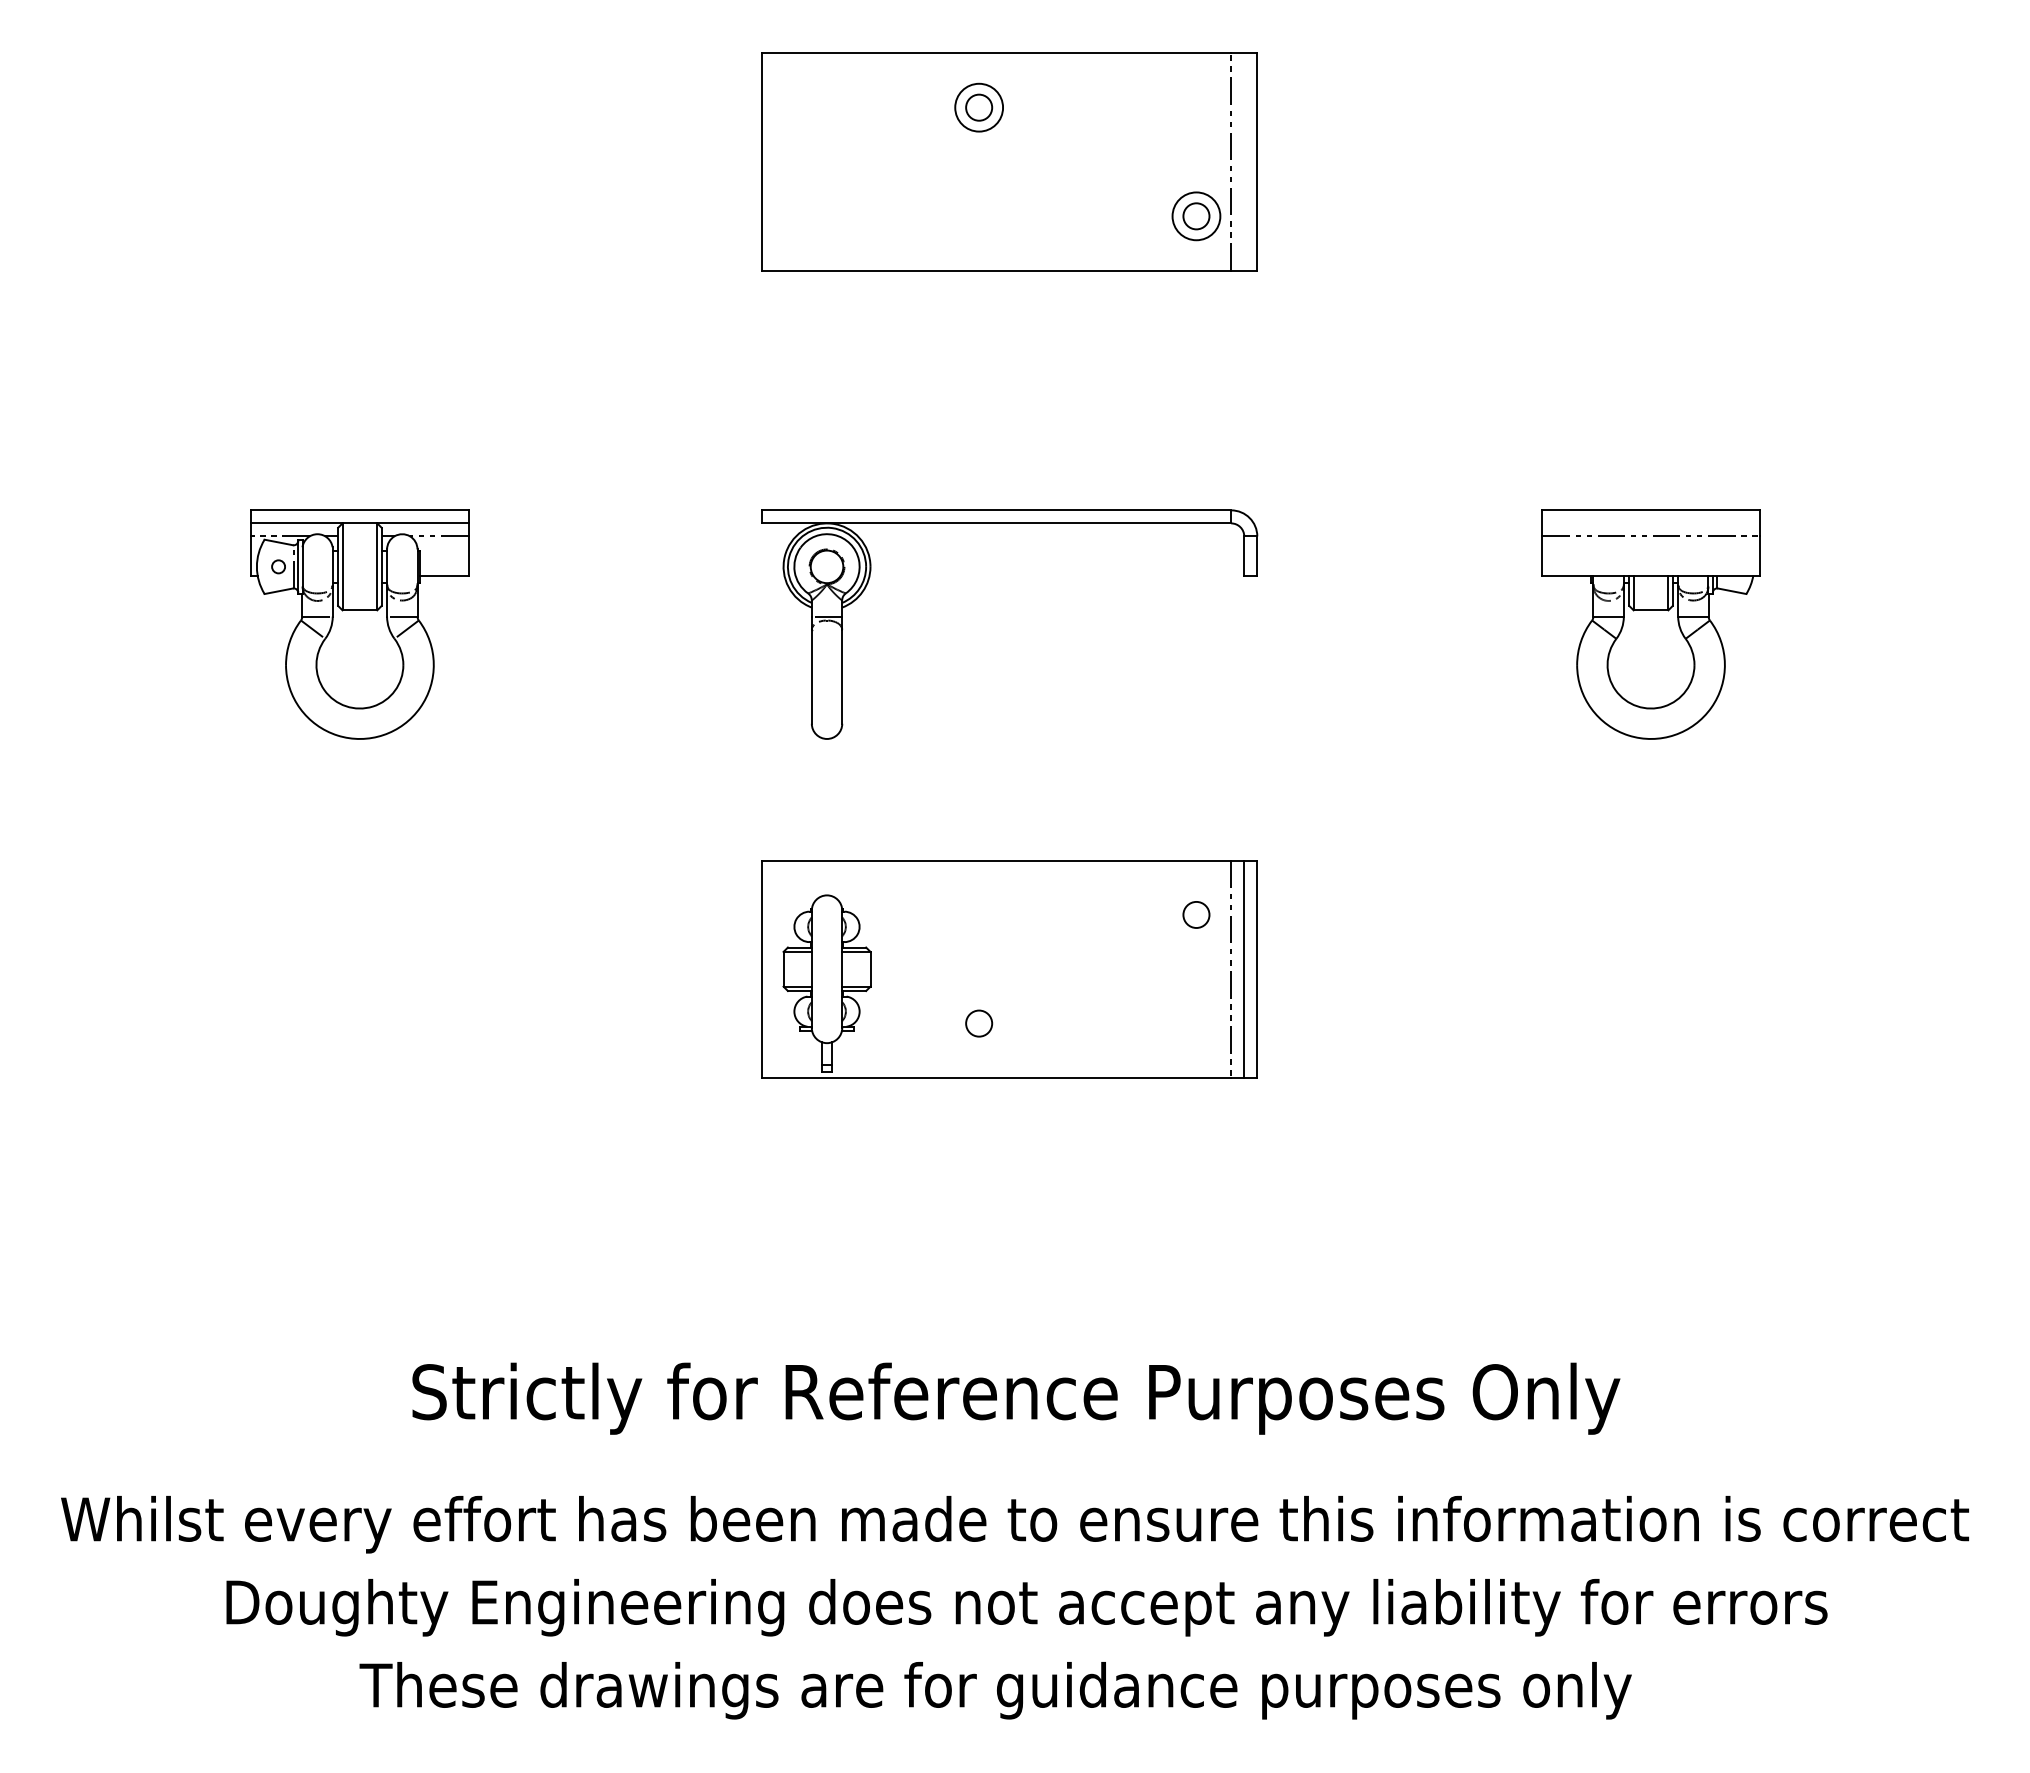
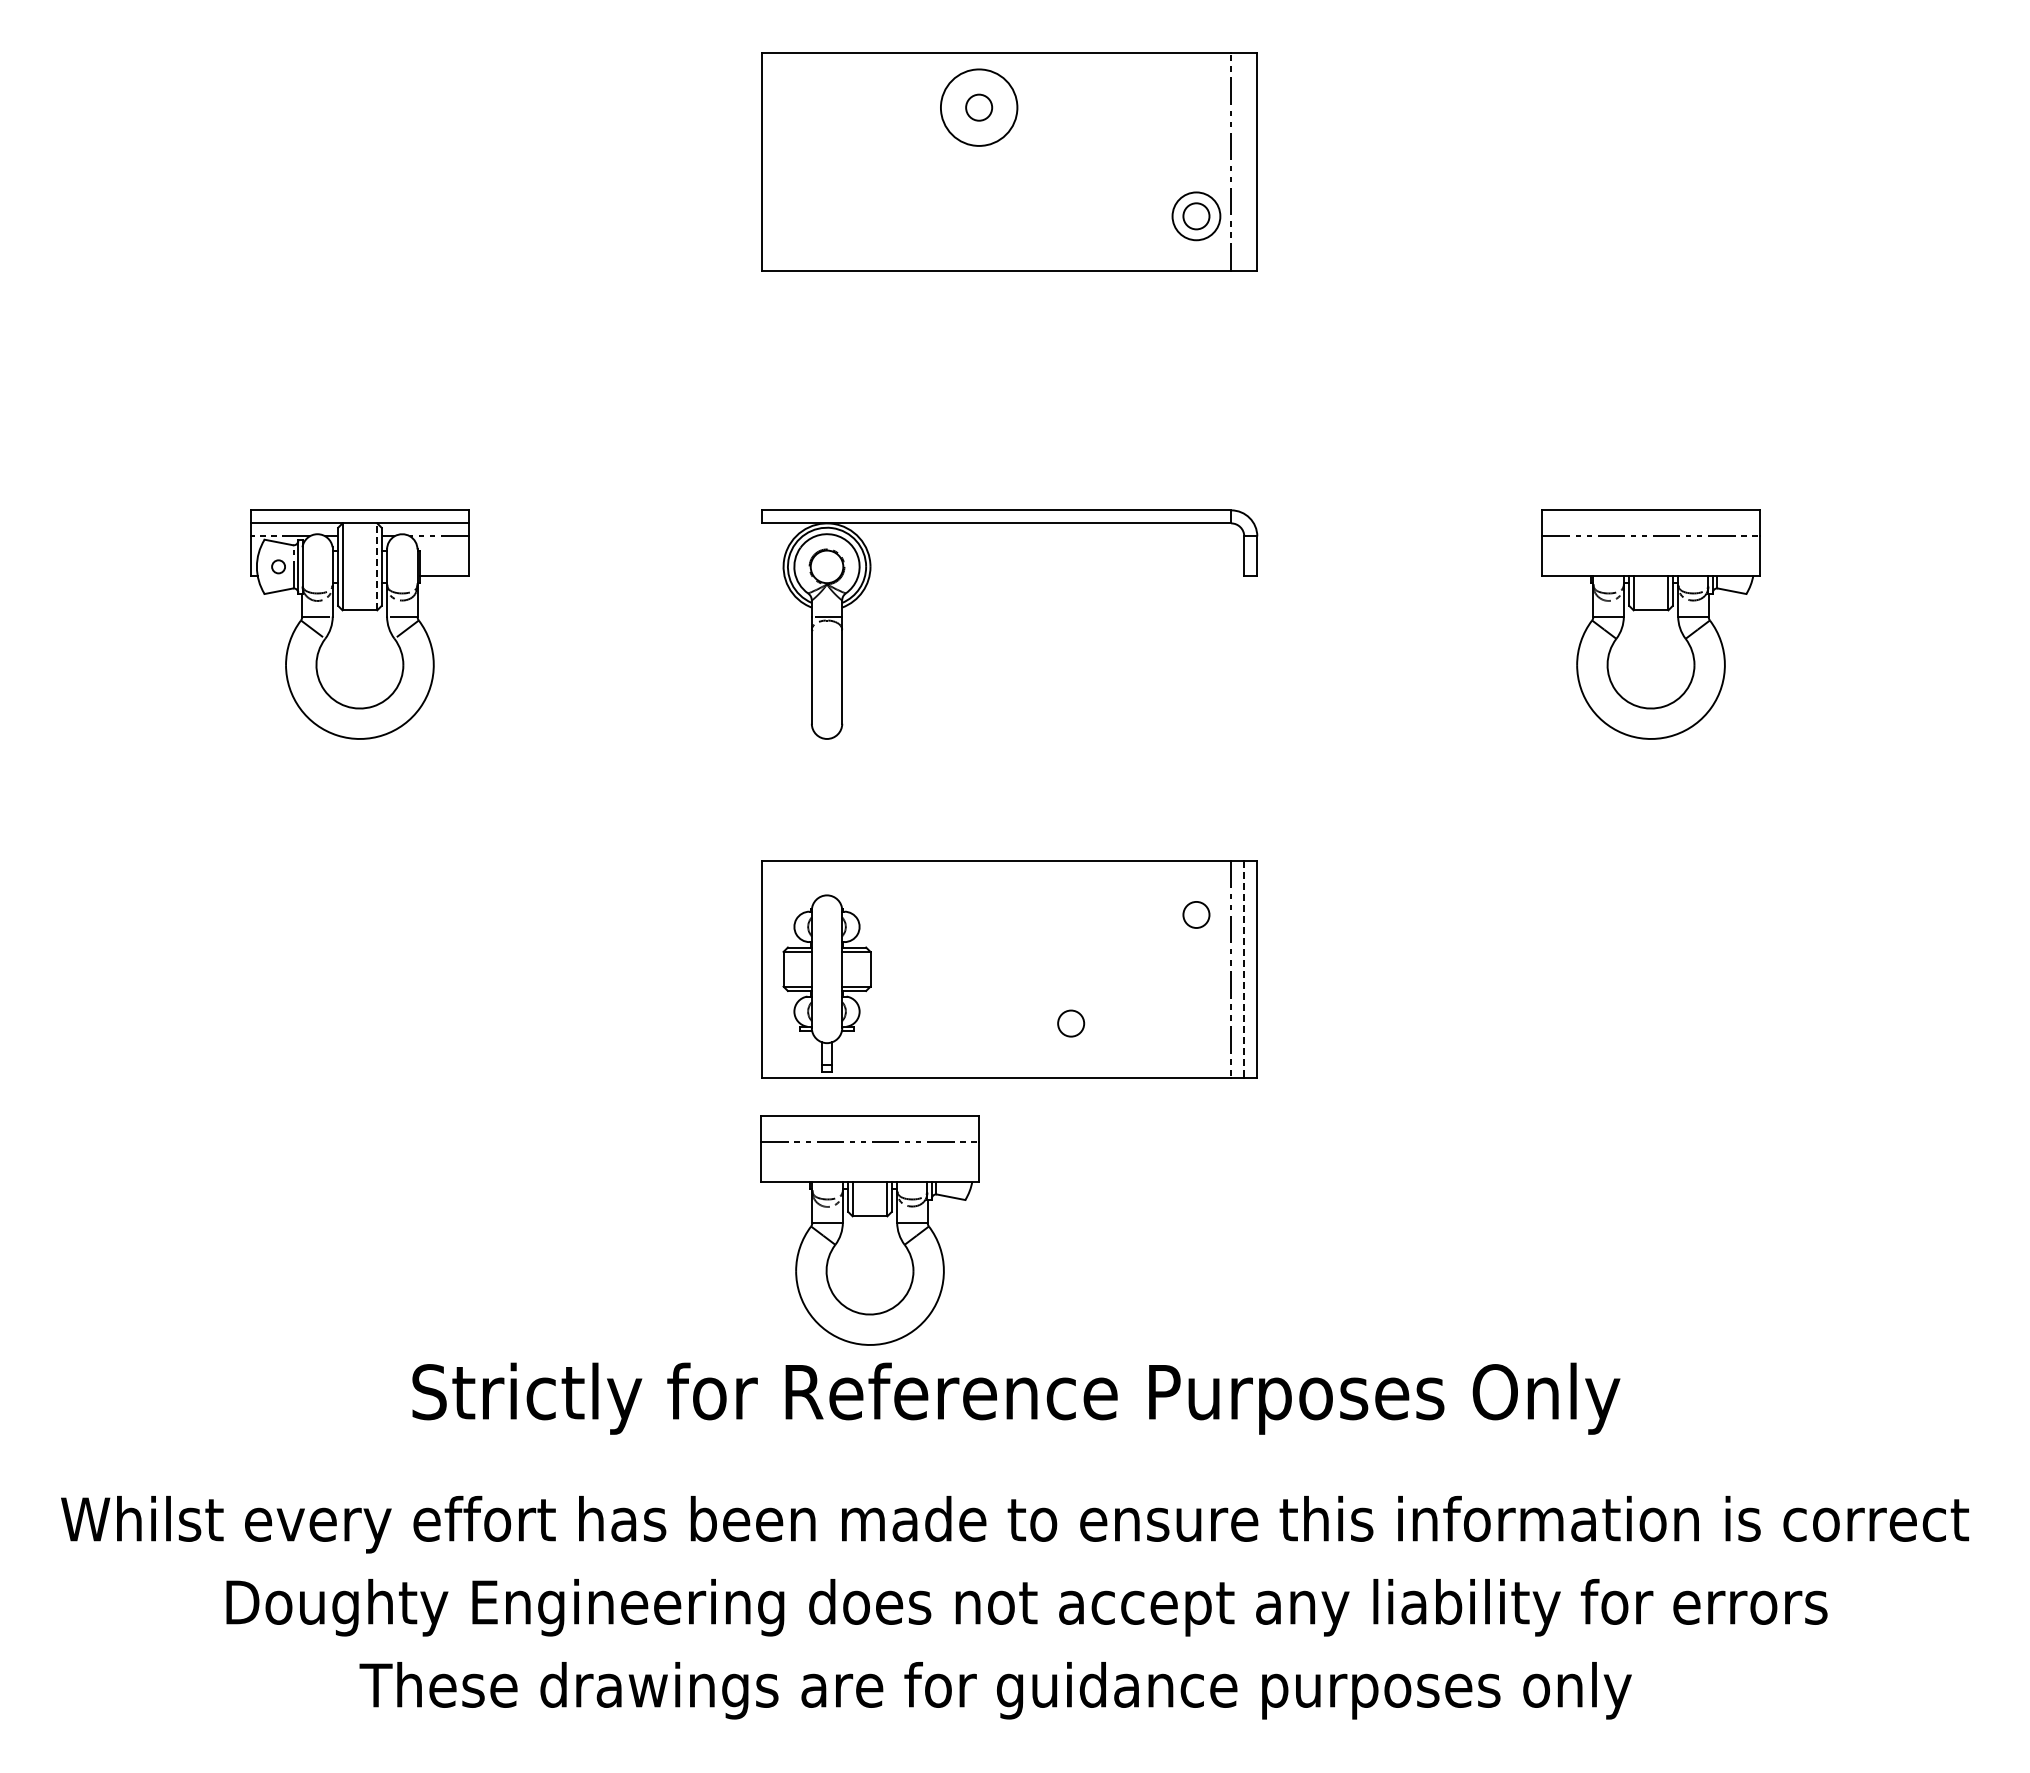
circle diameter: 48 px -> 76 px (978, 107)
line: solid -> dashed (377, 566)
line: solid -> dashed (1244, 969)
circle position: (979, 1023) -> (1071, 1023) (1071, 1023)
part: none -> present (869, 1230)
